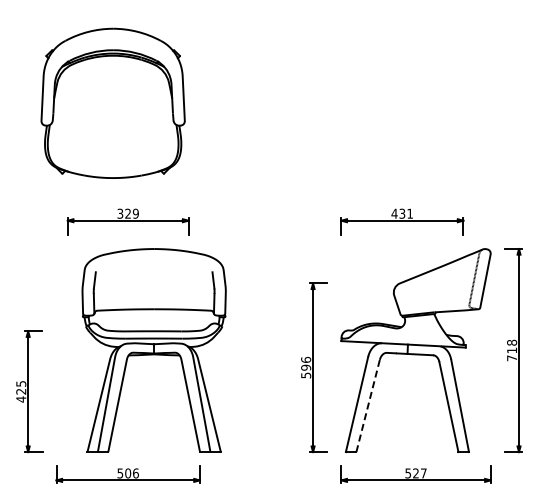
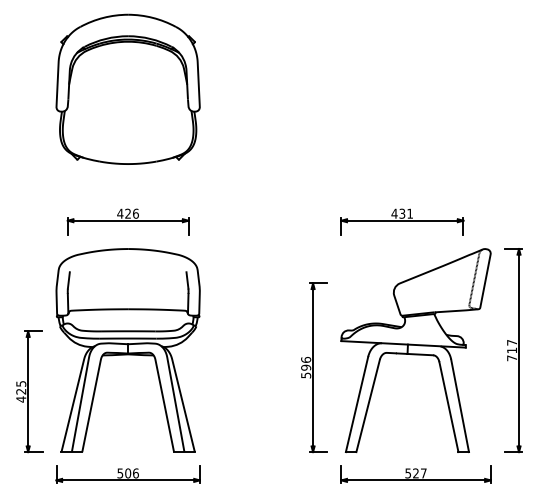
part position: (112, 102) -> (127, 88) (127, 88)
text: 329 -> 426 (127, 213)
text: 718 -> 717 (512, 342)
part position: (153, 350) -> (127, 350) (127, 350)
line: dashed -> solid (368, 405)
